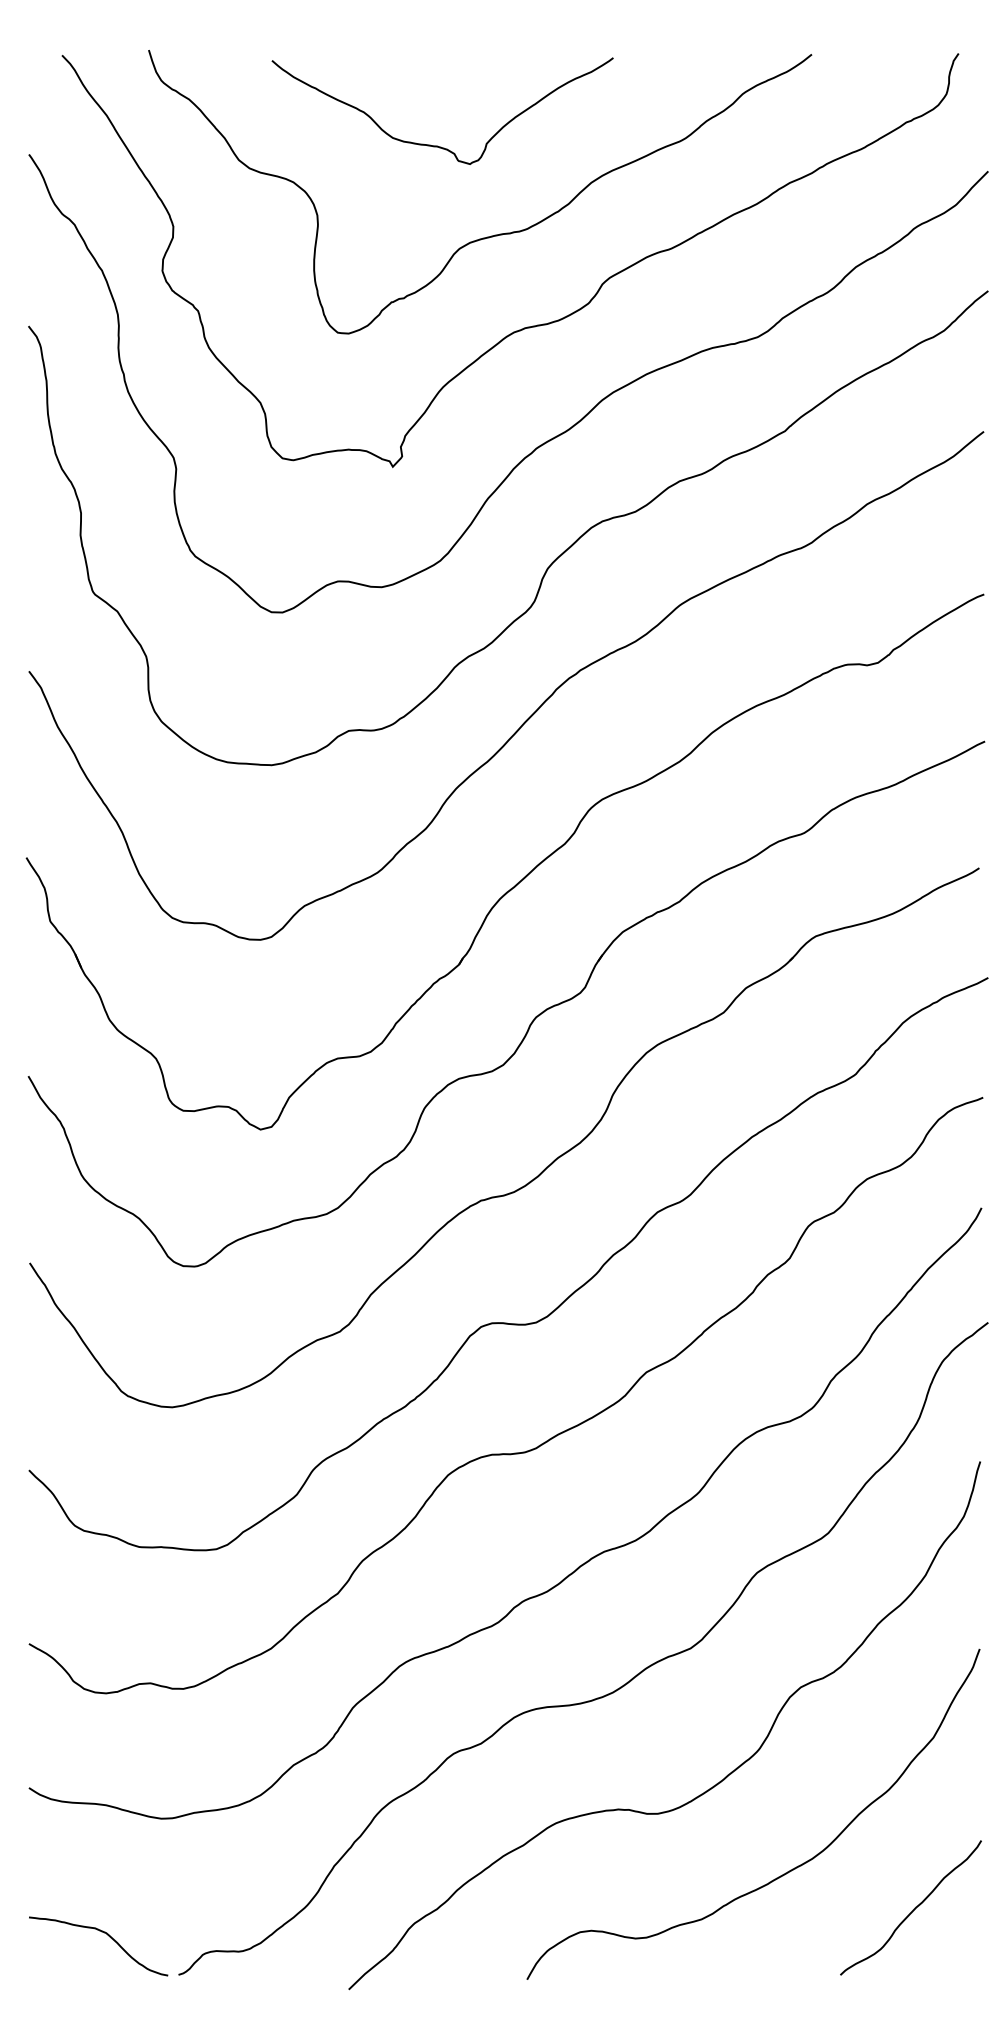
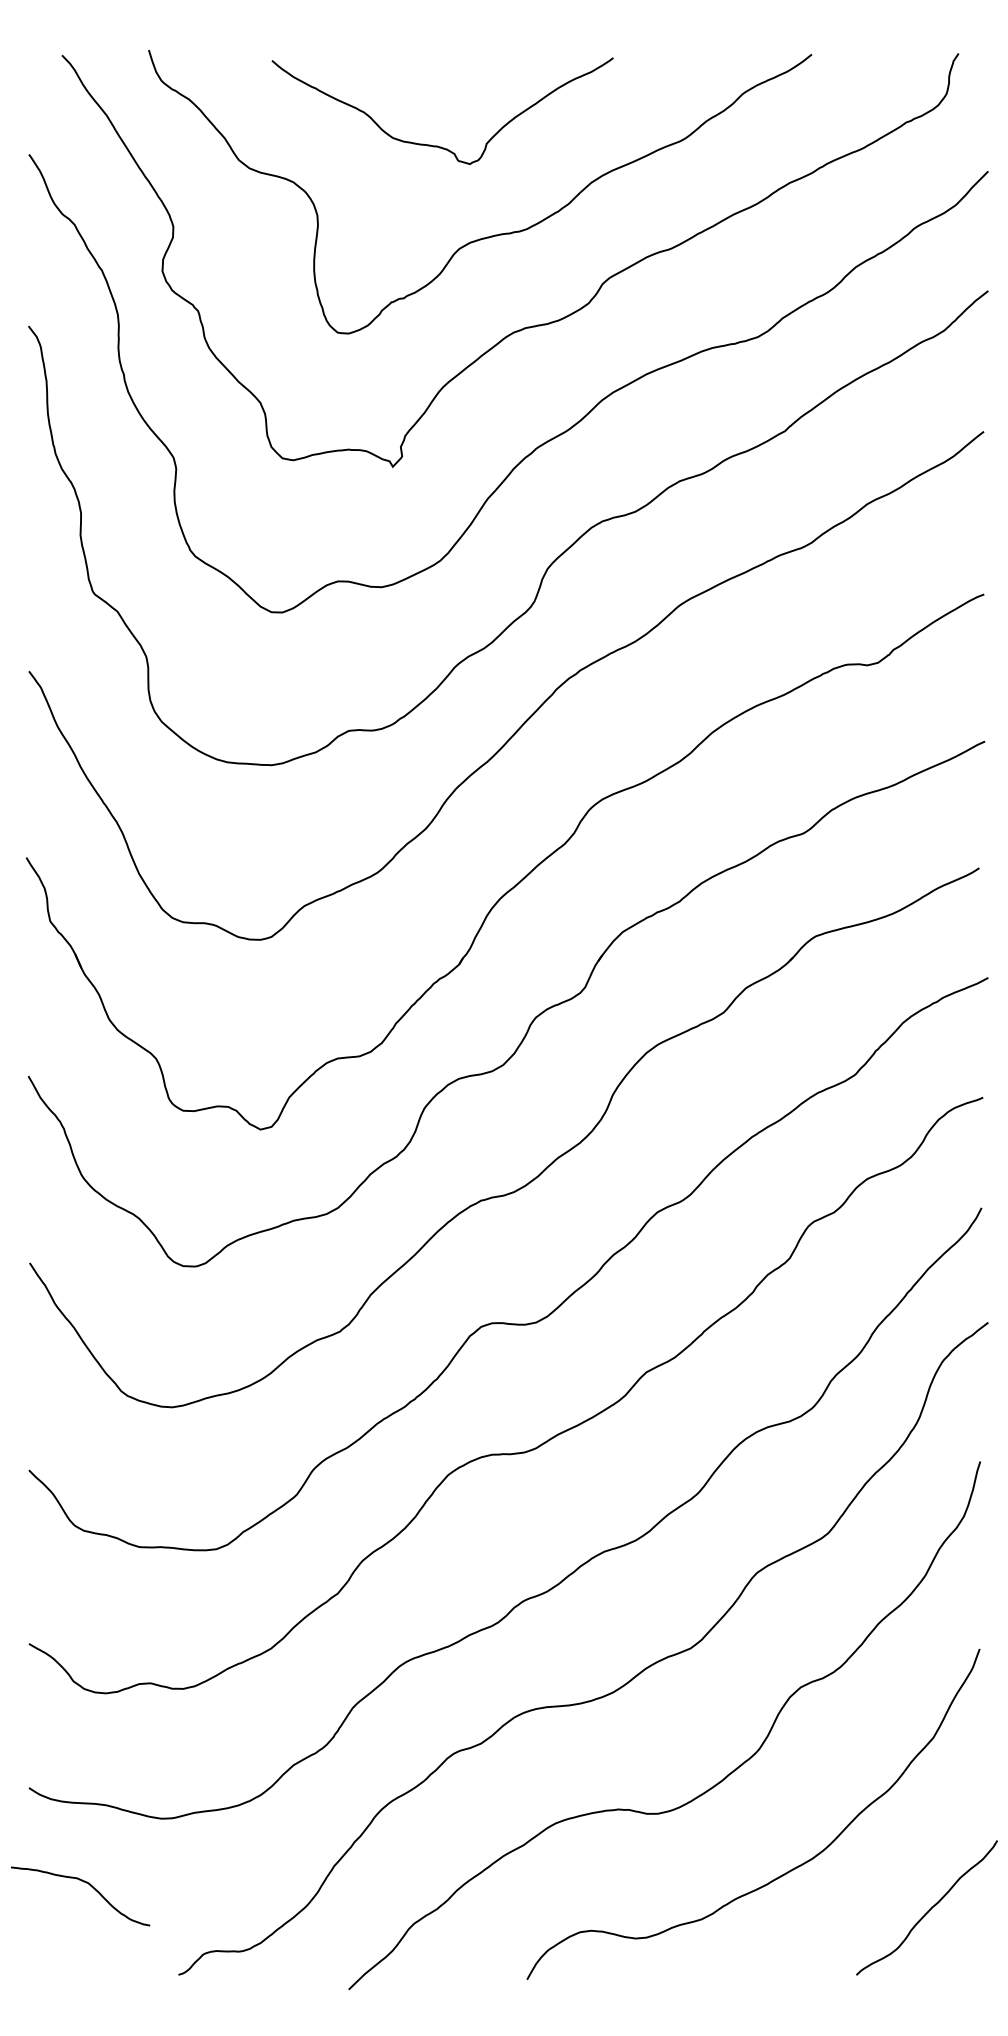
curve position: (913, 1909) -> (929, 1909) (929, 1909)
curve position: (108, 1936) -> (90, 1886) (90, 1886)
